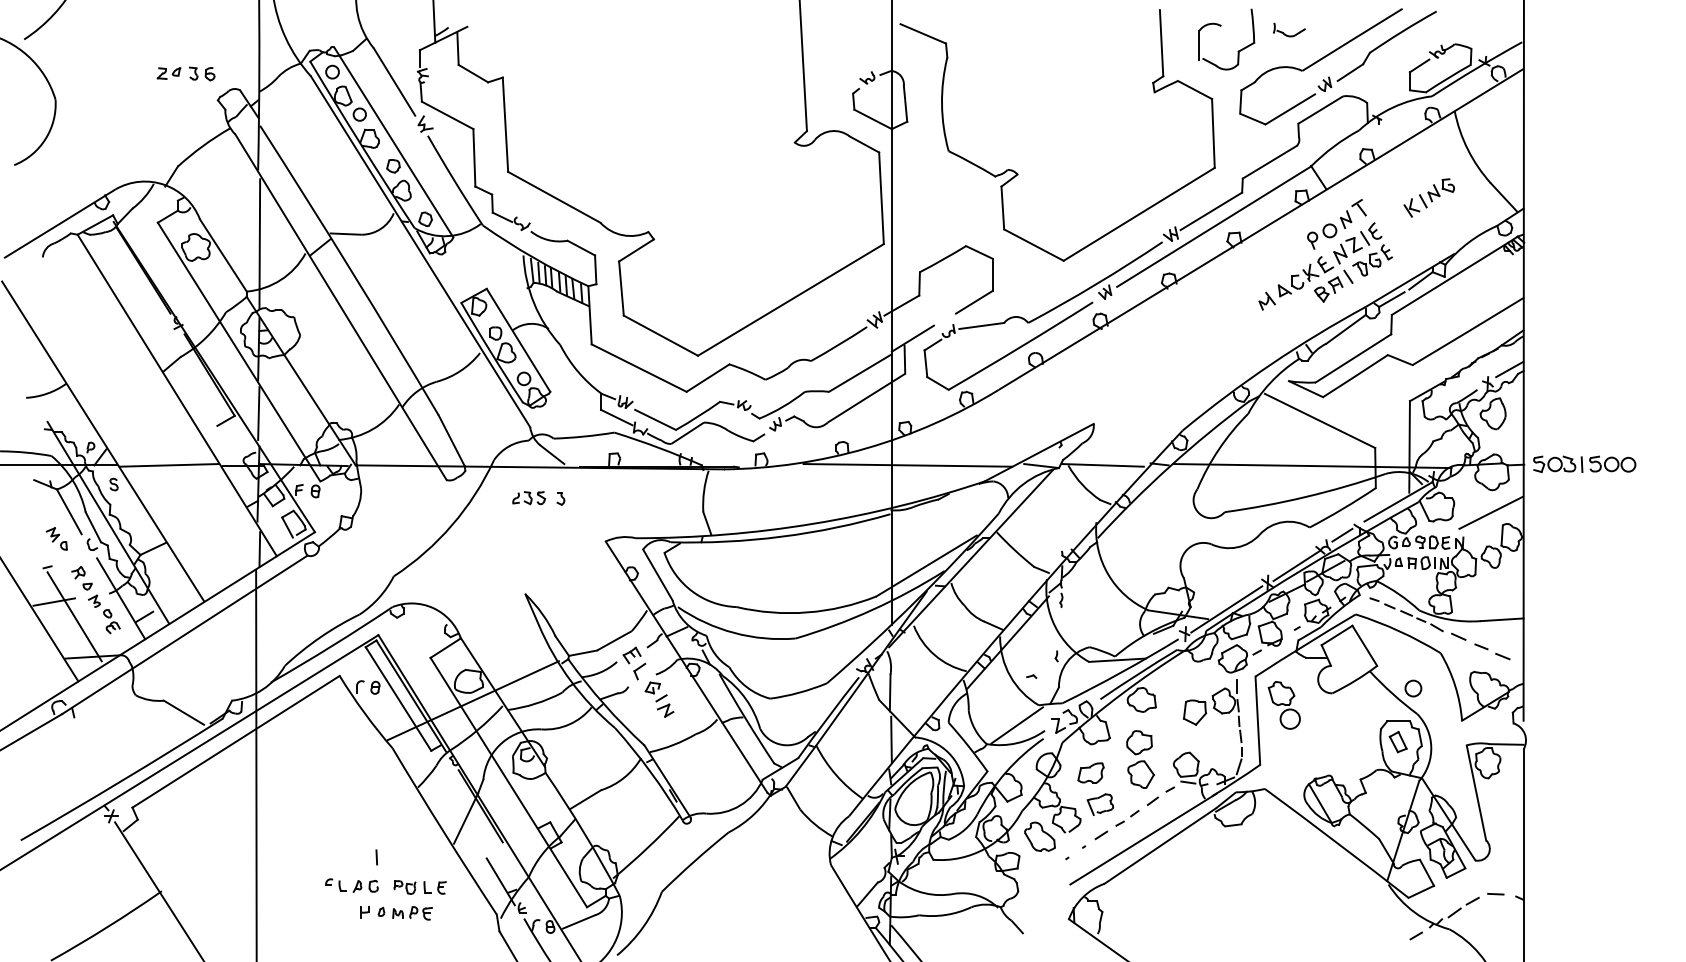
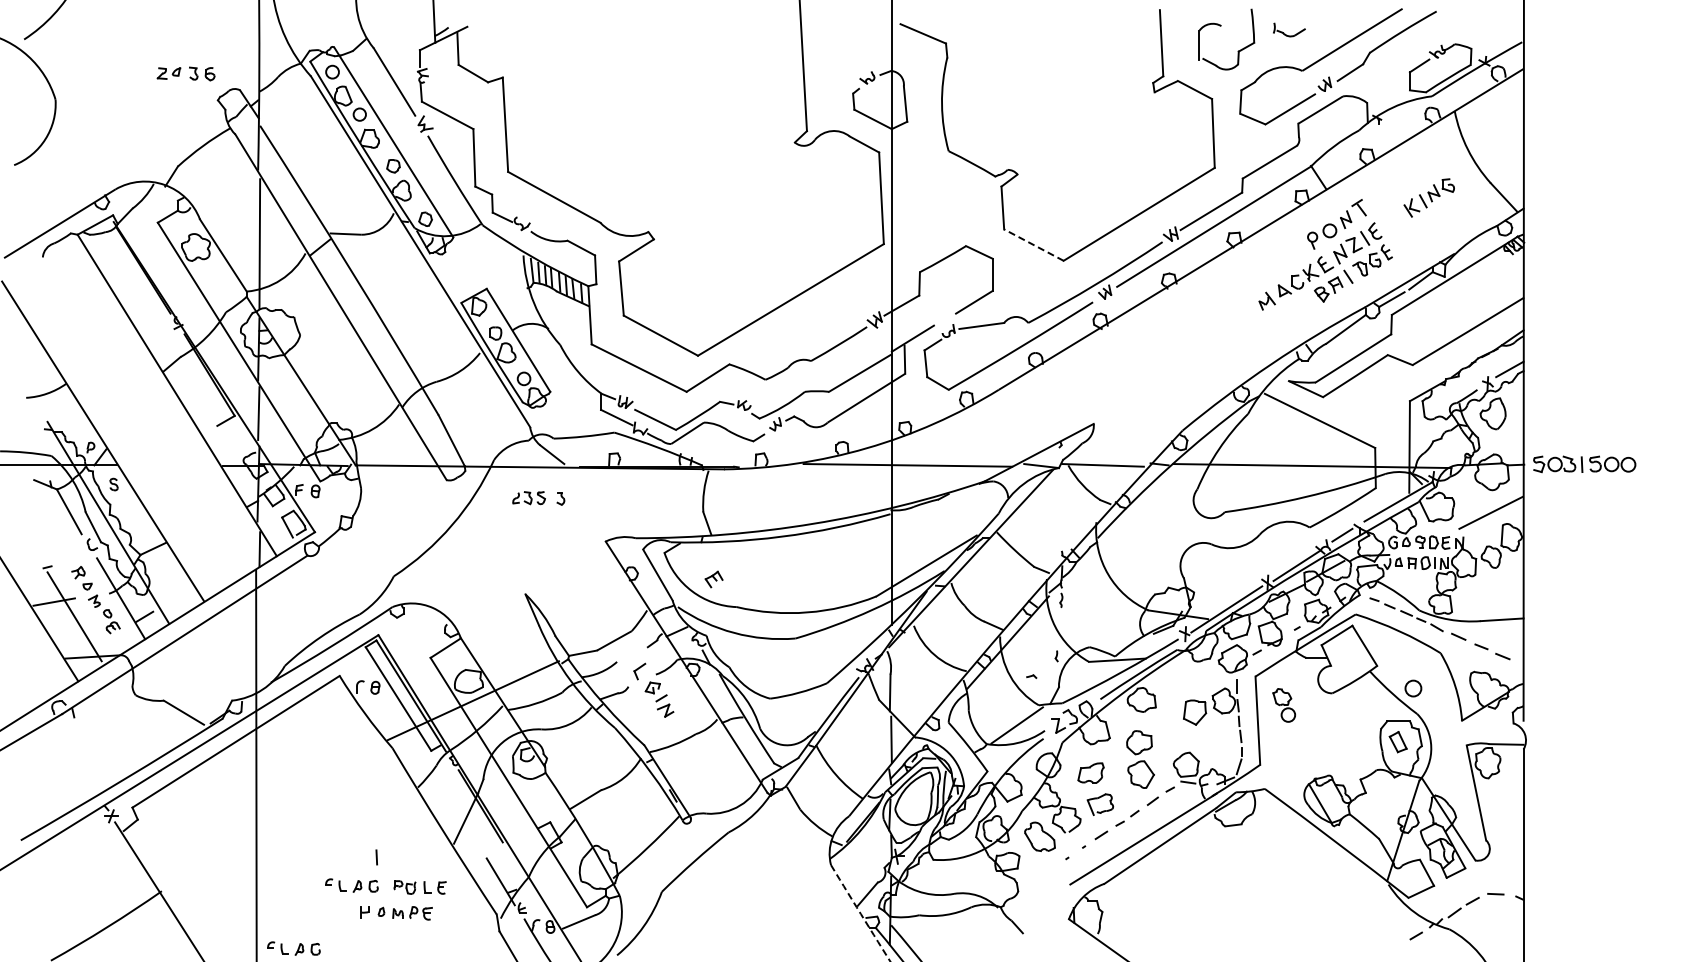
line: solid -> dashed (1033, 245)
line: present -> none (168, 465)
part: present -> none (56, 538)
part position: (631, 655) -> (713, 579) (713, 579)
part size: 34x49 px -> 24x35 px (1283, 705)
arc: solid -> dashed (861, 914)
part: none -> present (293, 948)
